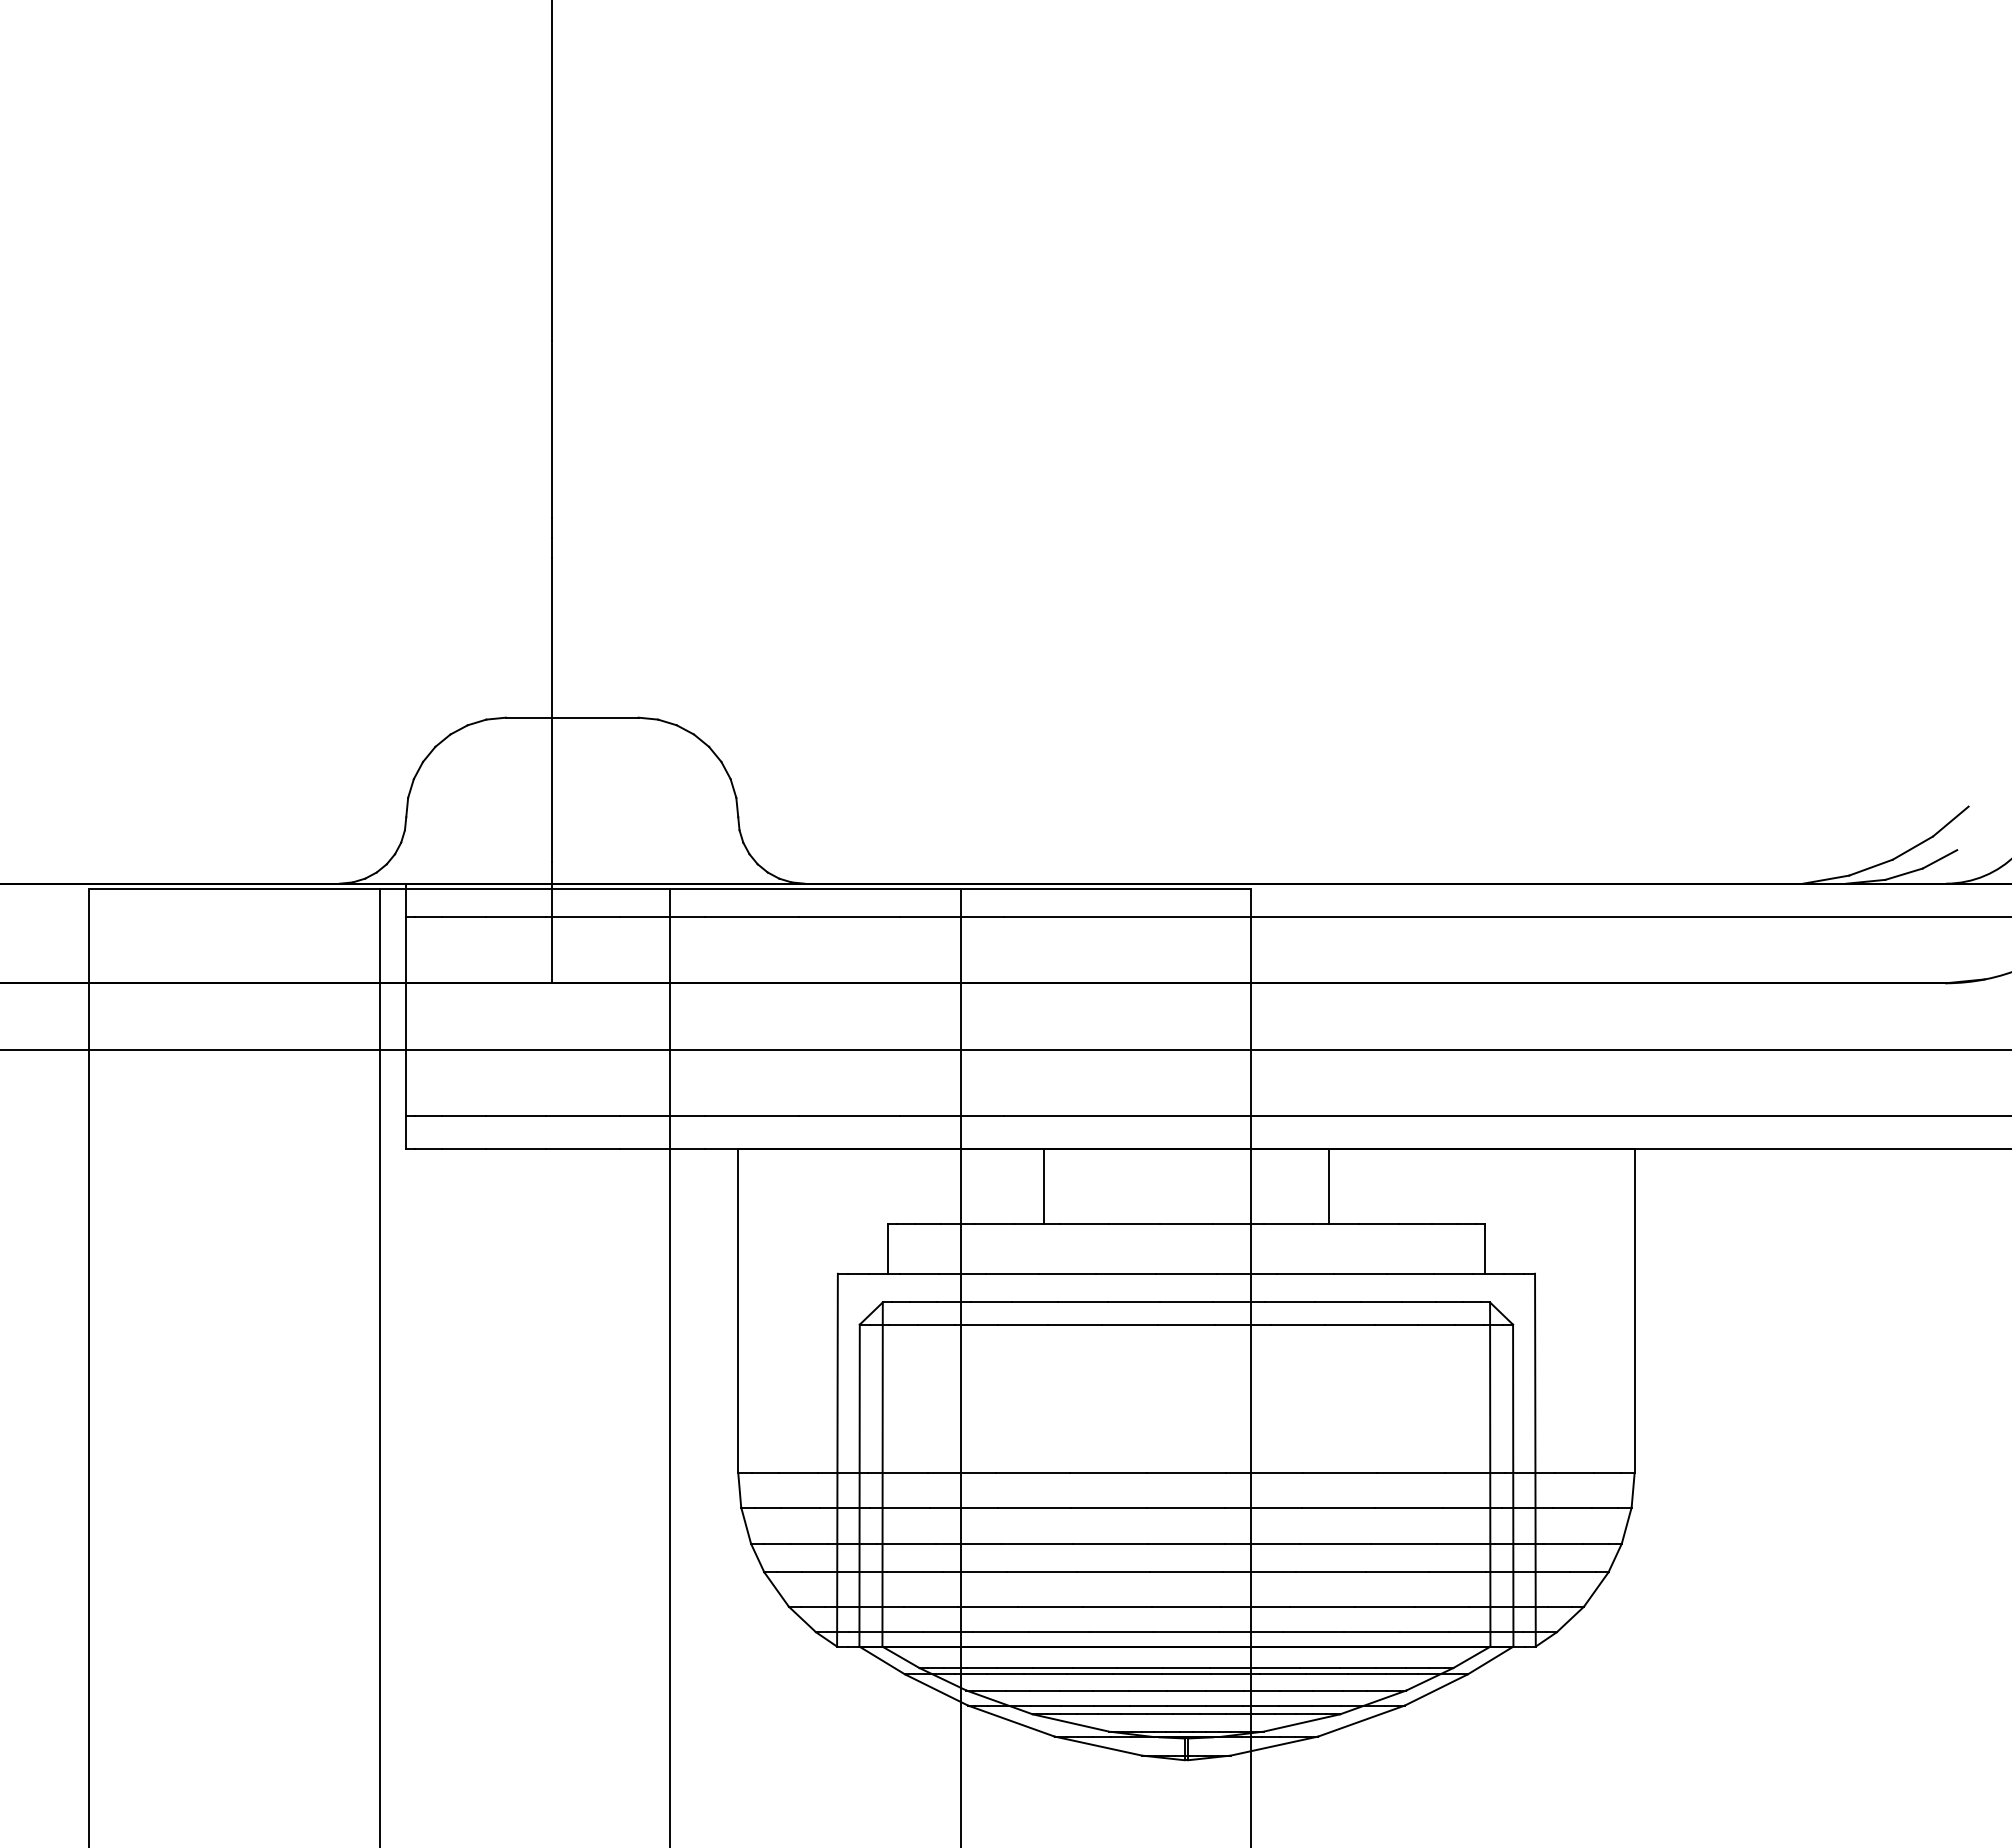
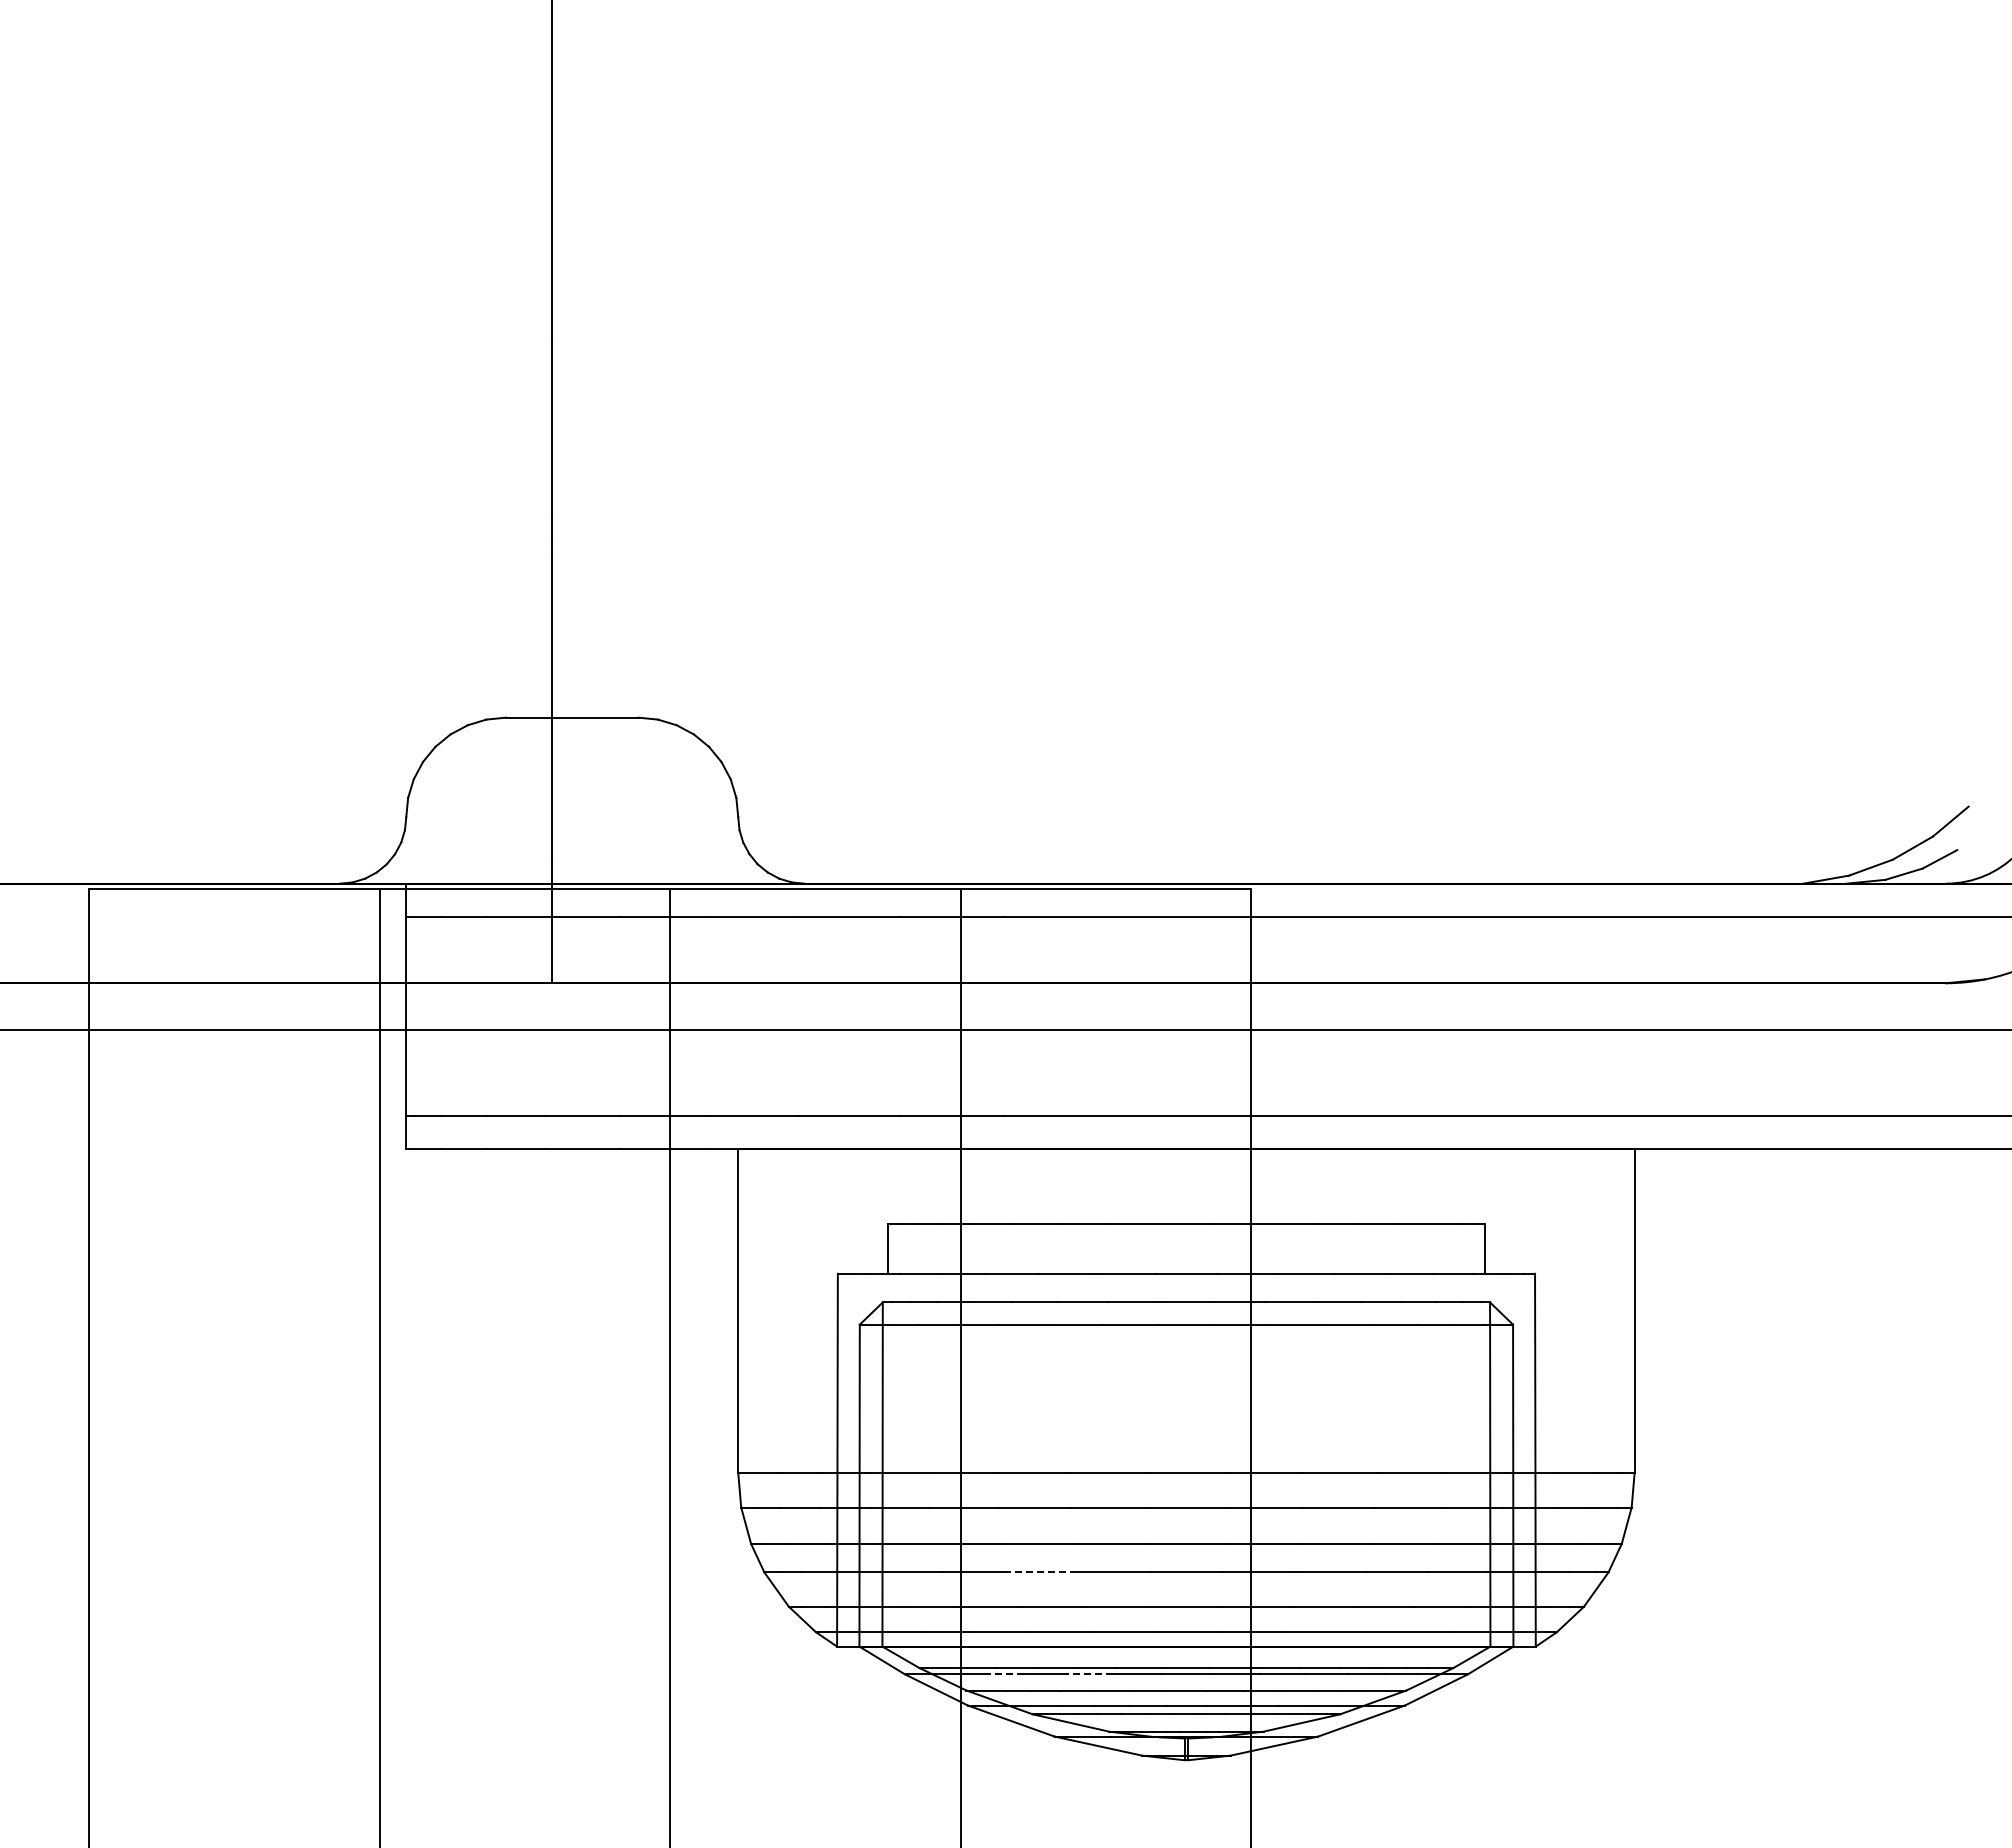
line position: (1005, 1049) -> (1005, 1029) (1005, 1029)
line: present -> none (1043, 1186)
line: present -> none (1329, 1186)
line: solid -> dashed (1042, 1572)
line: solid -> dashed (1005, 1674)
line: solid -> dashed (1089, 1674)
